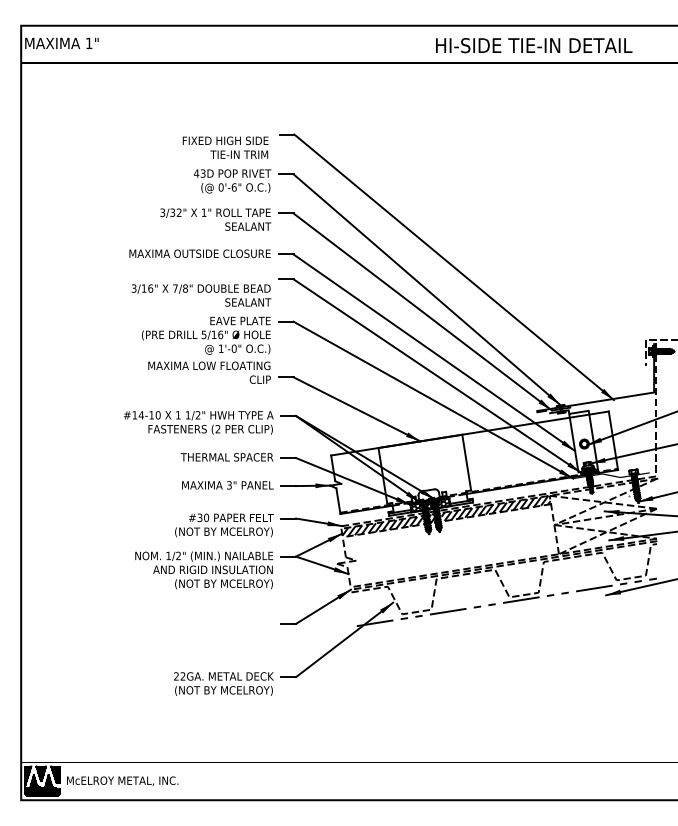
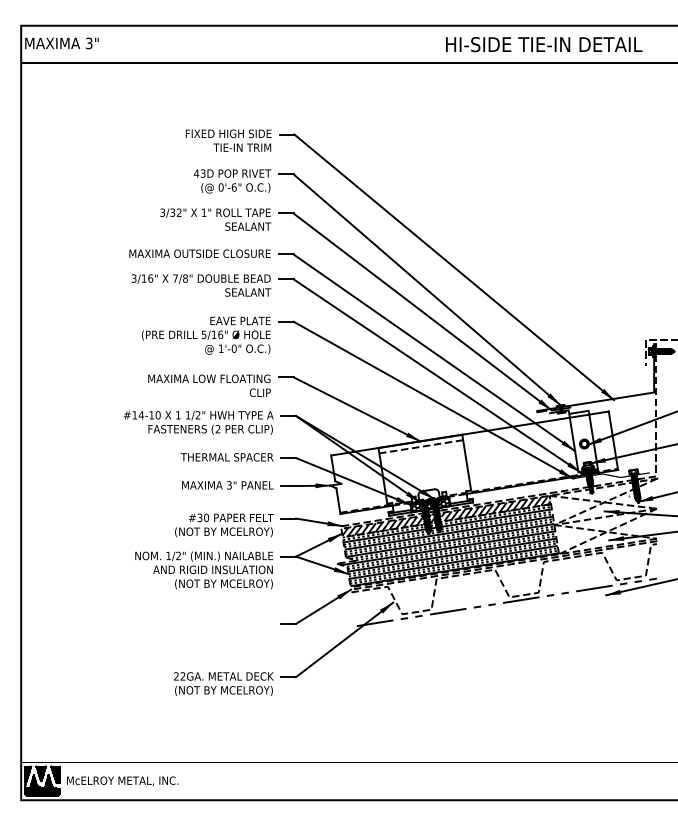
text: 1" -> 3" (89, 43)
text position: (534, 45) -> (544, 44) (544, 44)
text position: (225, 147) -> (228, 140) (228, 140)
text position: (201, 295) -> (201, 285) (201, 285)
text position: (209, 372) -> (209, 385) (209, 385)
line: none -> present (421, 446)
hatch: none -> present (449, 545)
